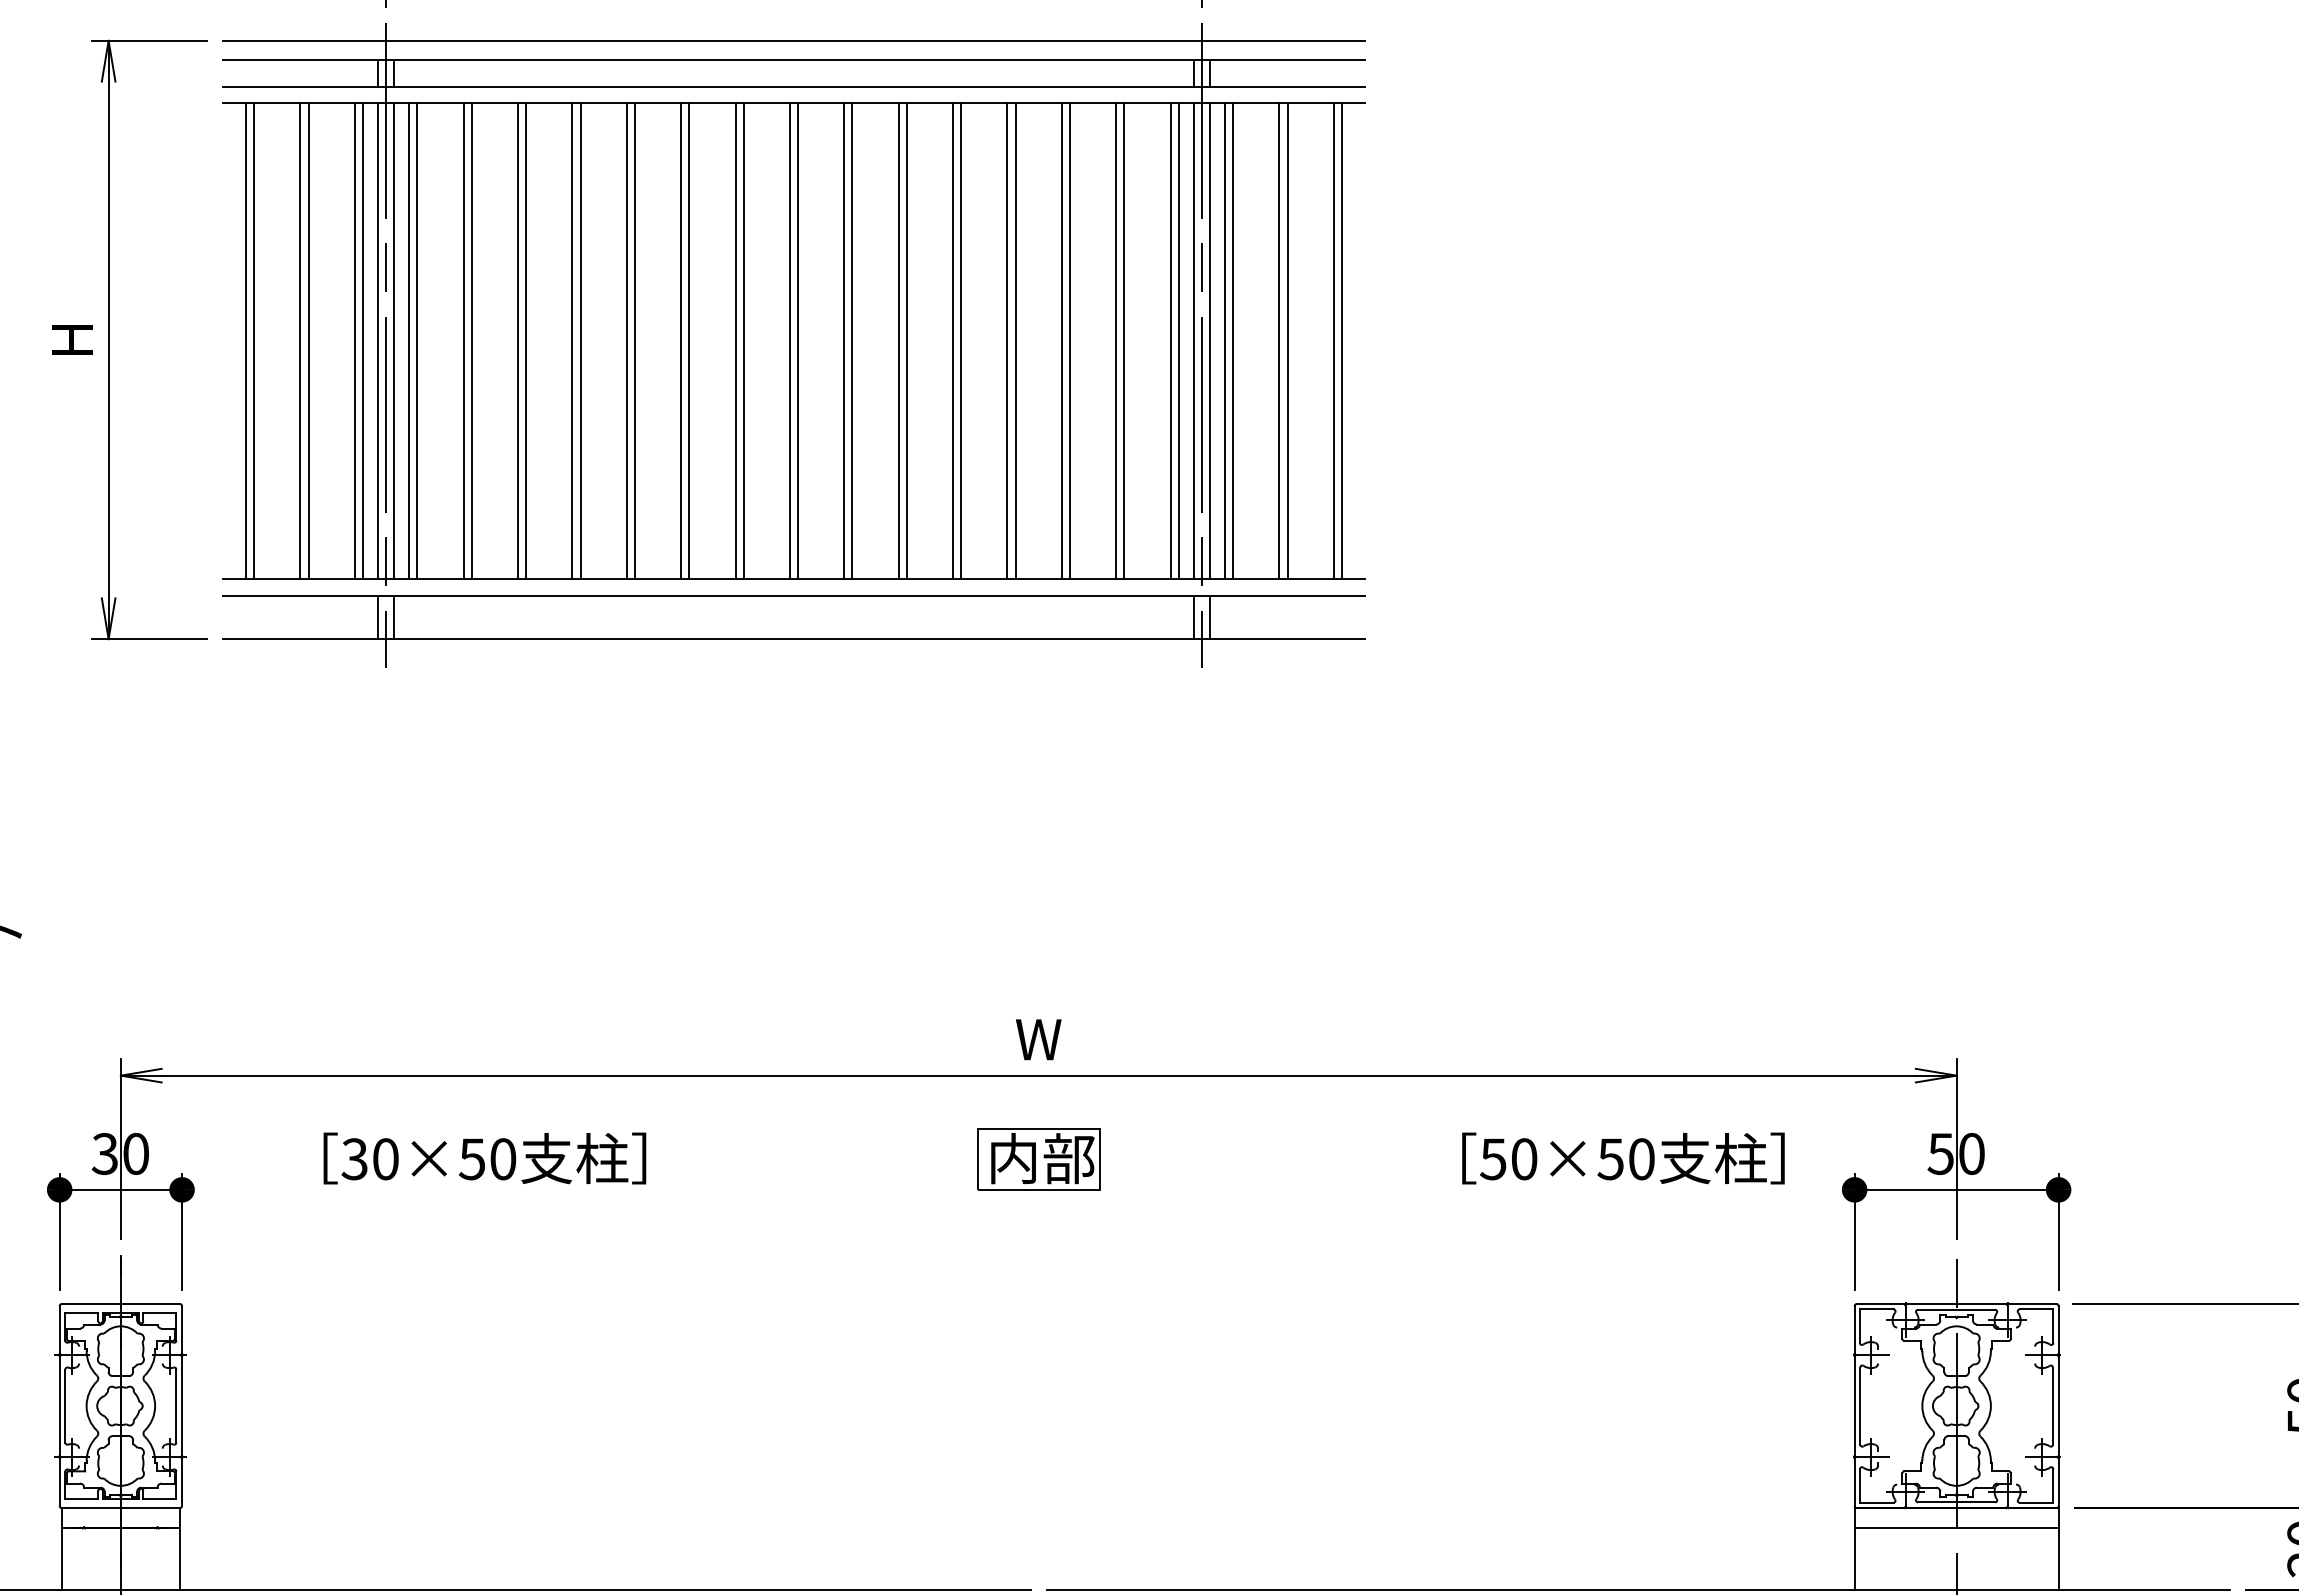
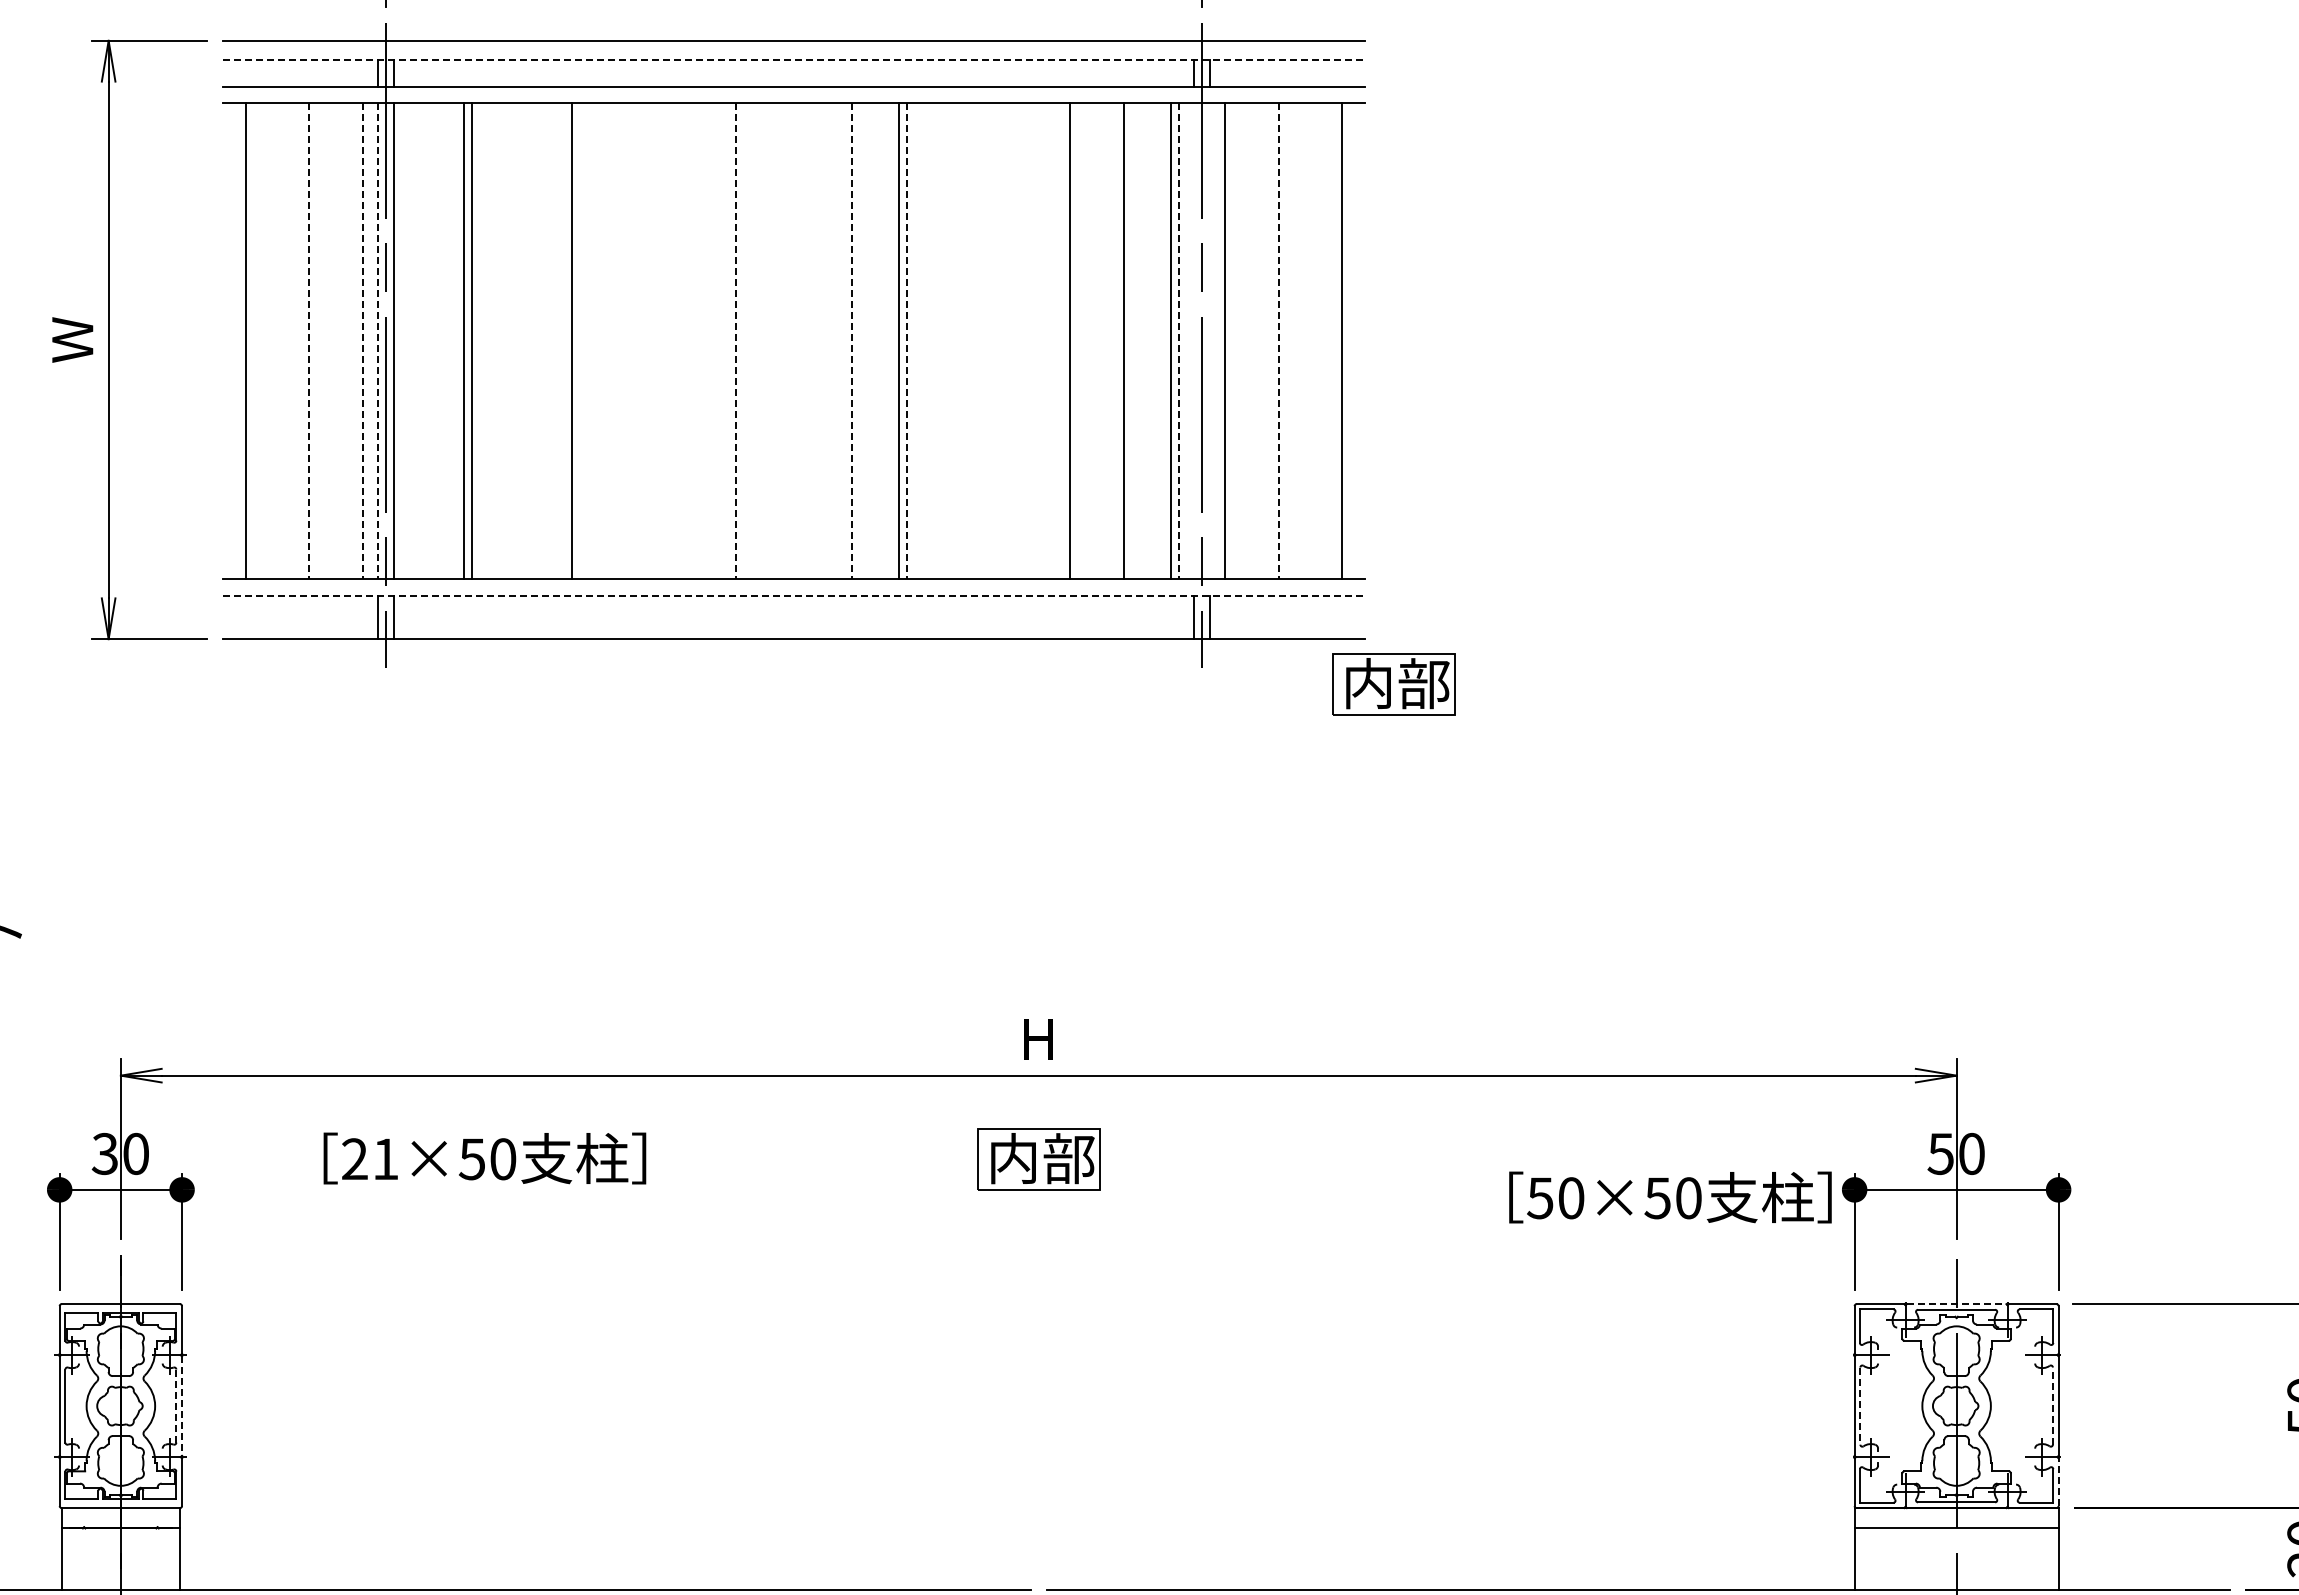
line: solid -> dashed (794, 59)
text: H -> W (72, 339)
line: present -> none (254, 341)
line: present -> none (300, 341)
line: solid -> dashed (308, 341)
line: present -> none (354, 341)
line: solid -> dashed (362, 341)
line: solid -> dashed (377, 341)
line: present -> none (409, 341)
line: present -> none (417, 341)
line: present -> none (517, 341)
line: present -> none (526, 341)
line: present -> none (580, 341)
line: present -> none (626, 341)
line: present -> none (634, 341)
line: present -> none (681, 341)
line: present -> none (689, 341)
line: solid -> dashed (735, 341)
line: present -> none (743, 341)
line: present -> none (789, 341)
line: present -> none (798, 341)
line: present -> none (844, 341)
line: solid -> dashed (852, 341)
line: solid -> dashed (906, 341)
line: present -> none (953, 341)
line: present -> none (961, 341)
line: present -> none (1007, 341)
line: present -> none (1015, 341)
line: present -> none (1061, 341)
line: present -> none (1116, 341)
line: solid -> dashed (1178, 341)
line: present -> none (1193, 341)
line: present -> none (1210, 341)
line: present -> none (1233, 341)
line: solid -> dashed (1279, 341)
line: present -> none (1287, 341)
line: present -> none (1333, 341)
line: solid -> dashed (794, 595)
part: none -> present (1393, 684)
text: W -> H (1038, 1039)
text position: (1623, 1158) -> (1670, 1197) (1670, 1197)
text: 30×50 -> 21×50 (369, 1159)
line: solid -> dashed (1956, 1304)
line: solid -> dashed (176, 1406)
line: solid -> dashed (182, 1406)
line: solid -> dashed (1860, 1406)
line: solid -> dashed (2052, 1406)
line: solid -> dashed (2058, 1482)
